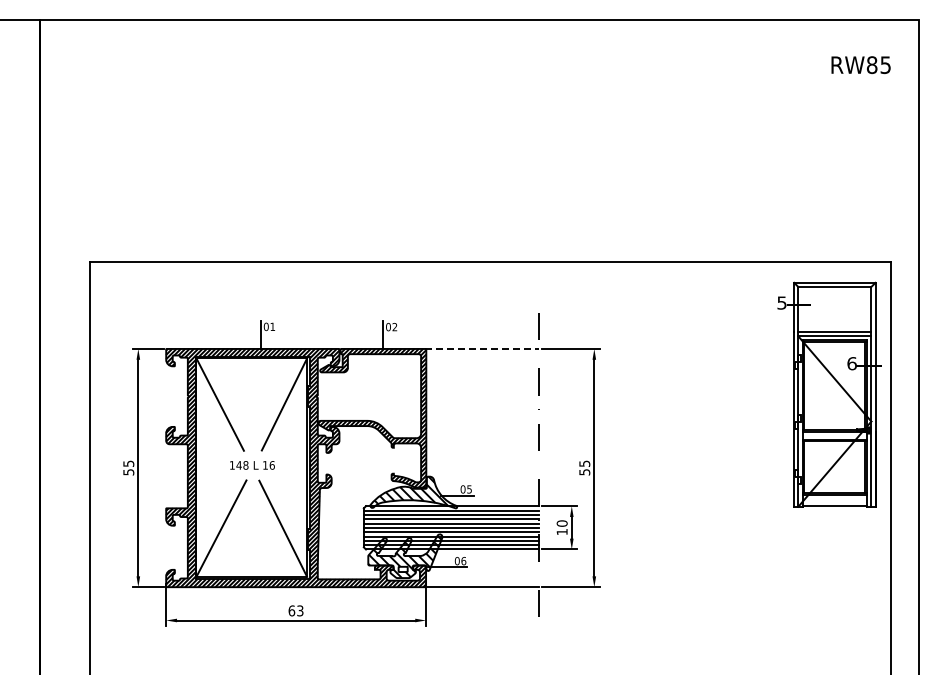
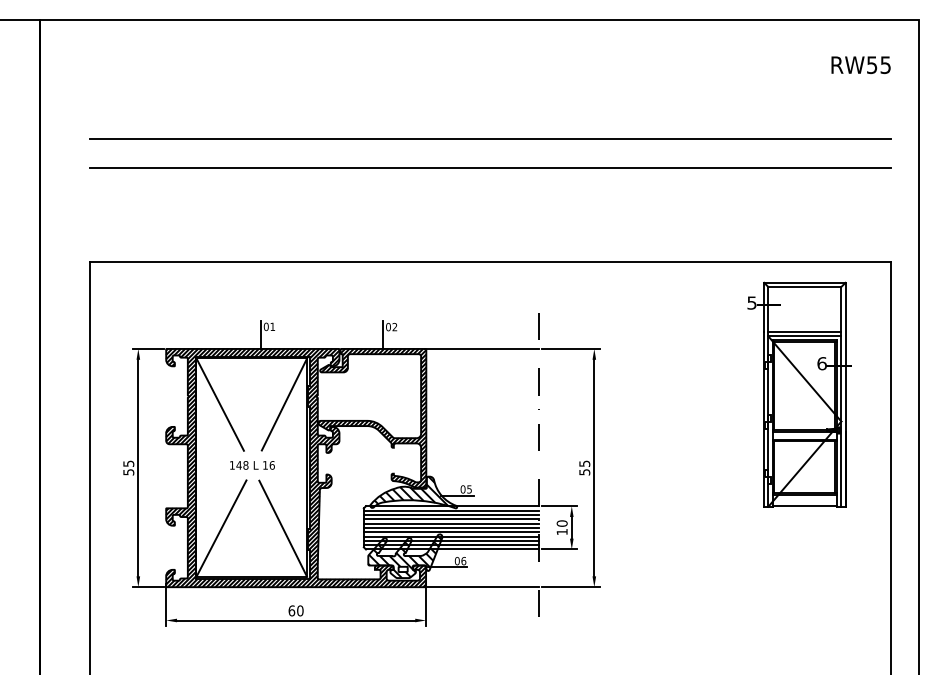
text: RW85 -> RW55 (872, 65)
line: none -> present (489, 138)
line: none -> present (489, 167)
line: dashed -> solid (482, 348)
part position: (829, 394) -> (799, 394) (799, 394)
text: 63 -> 60 (300, 610)
